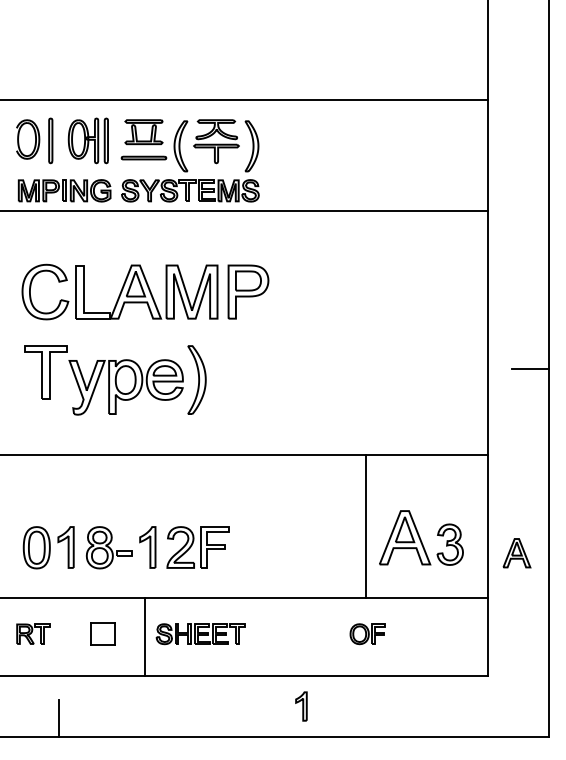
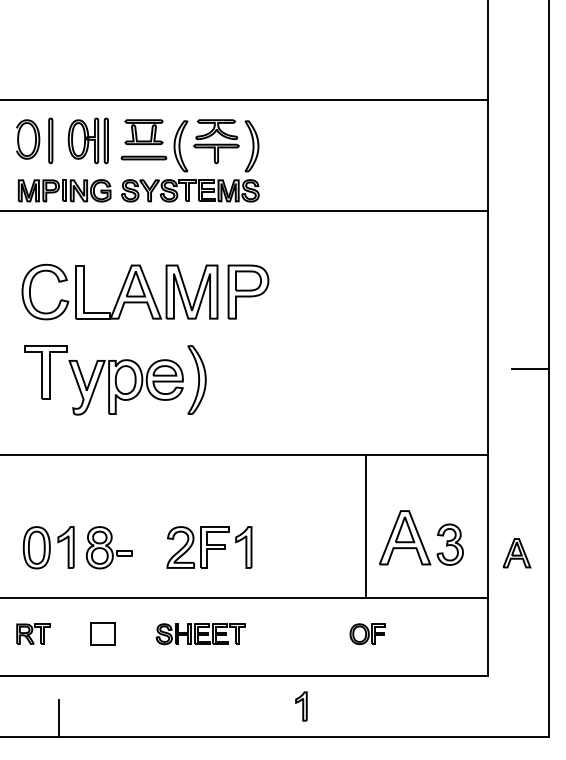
part position: (147, 547) -> (243, 547) (243, 547)
line: present -> none (144, 636)
